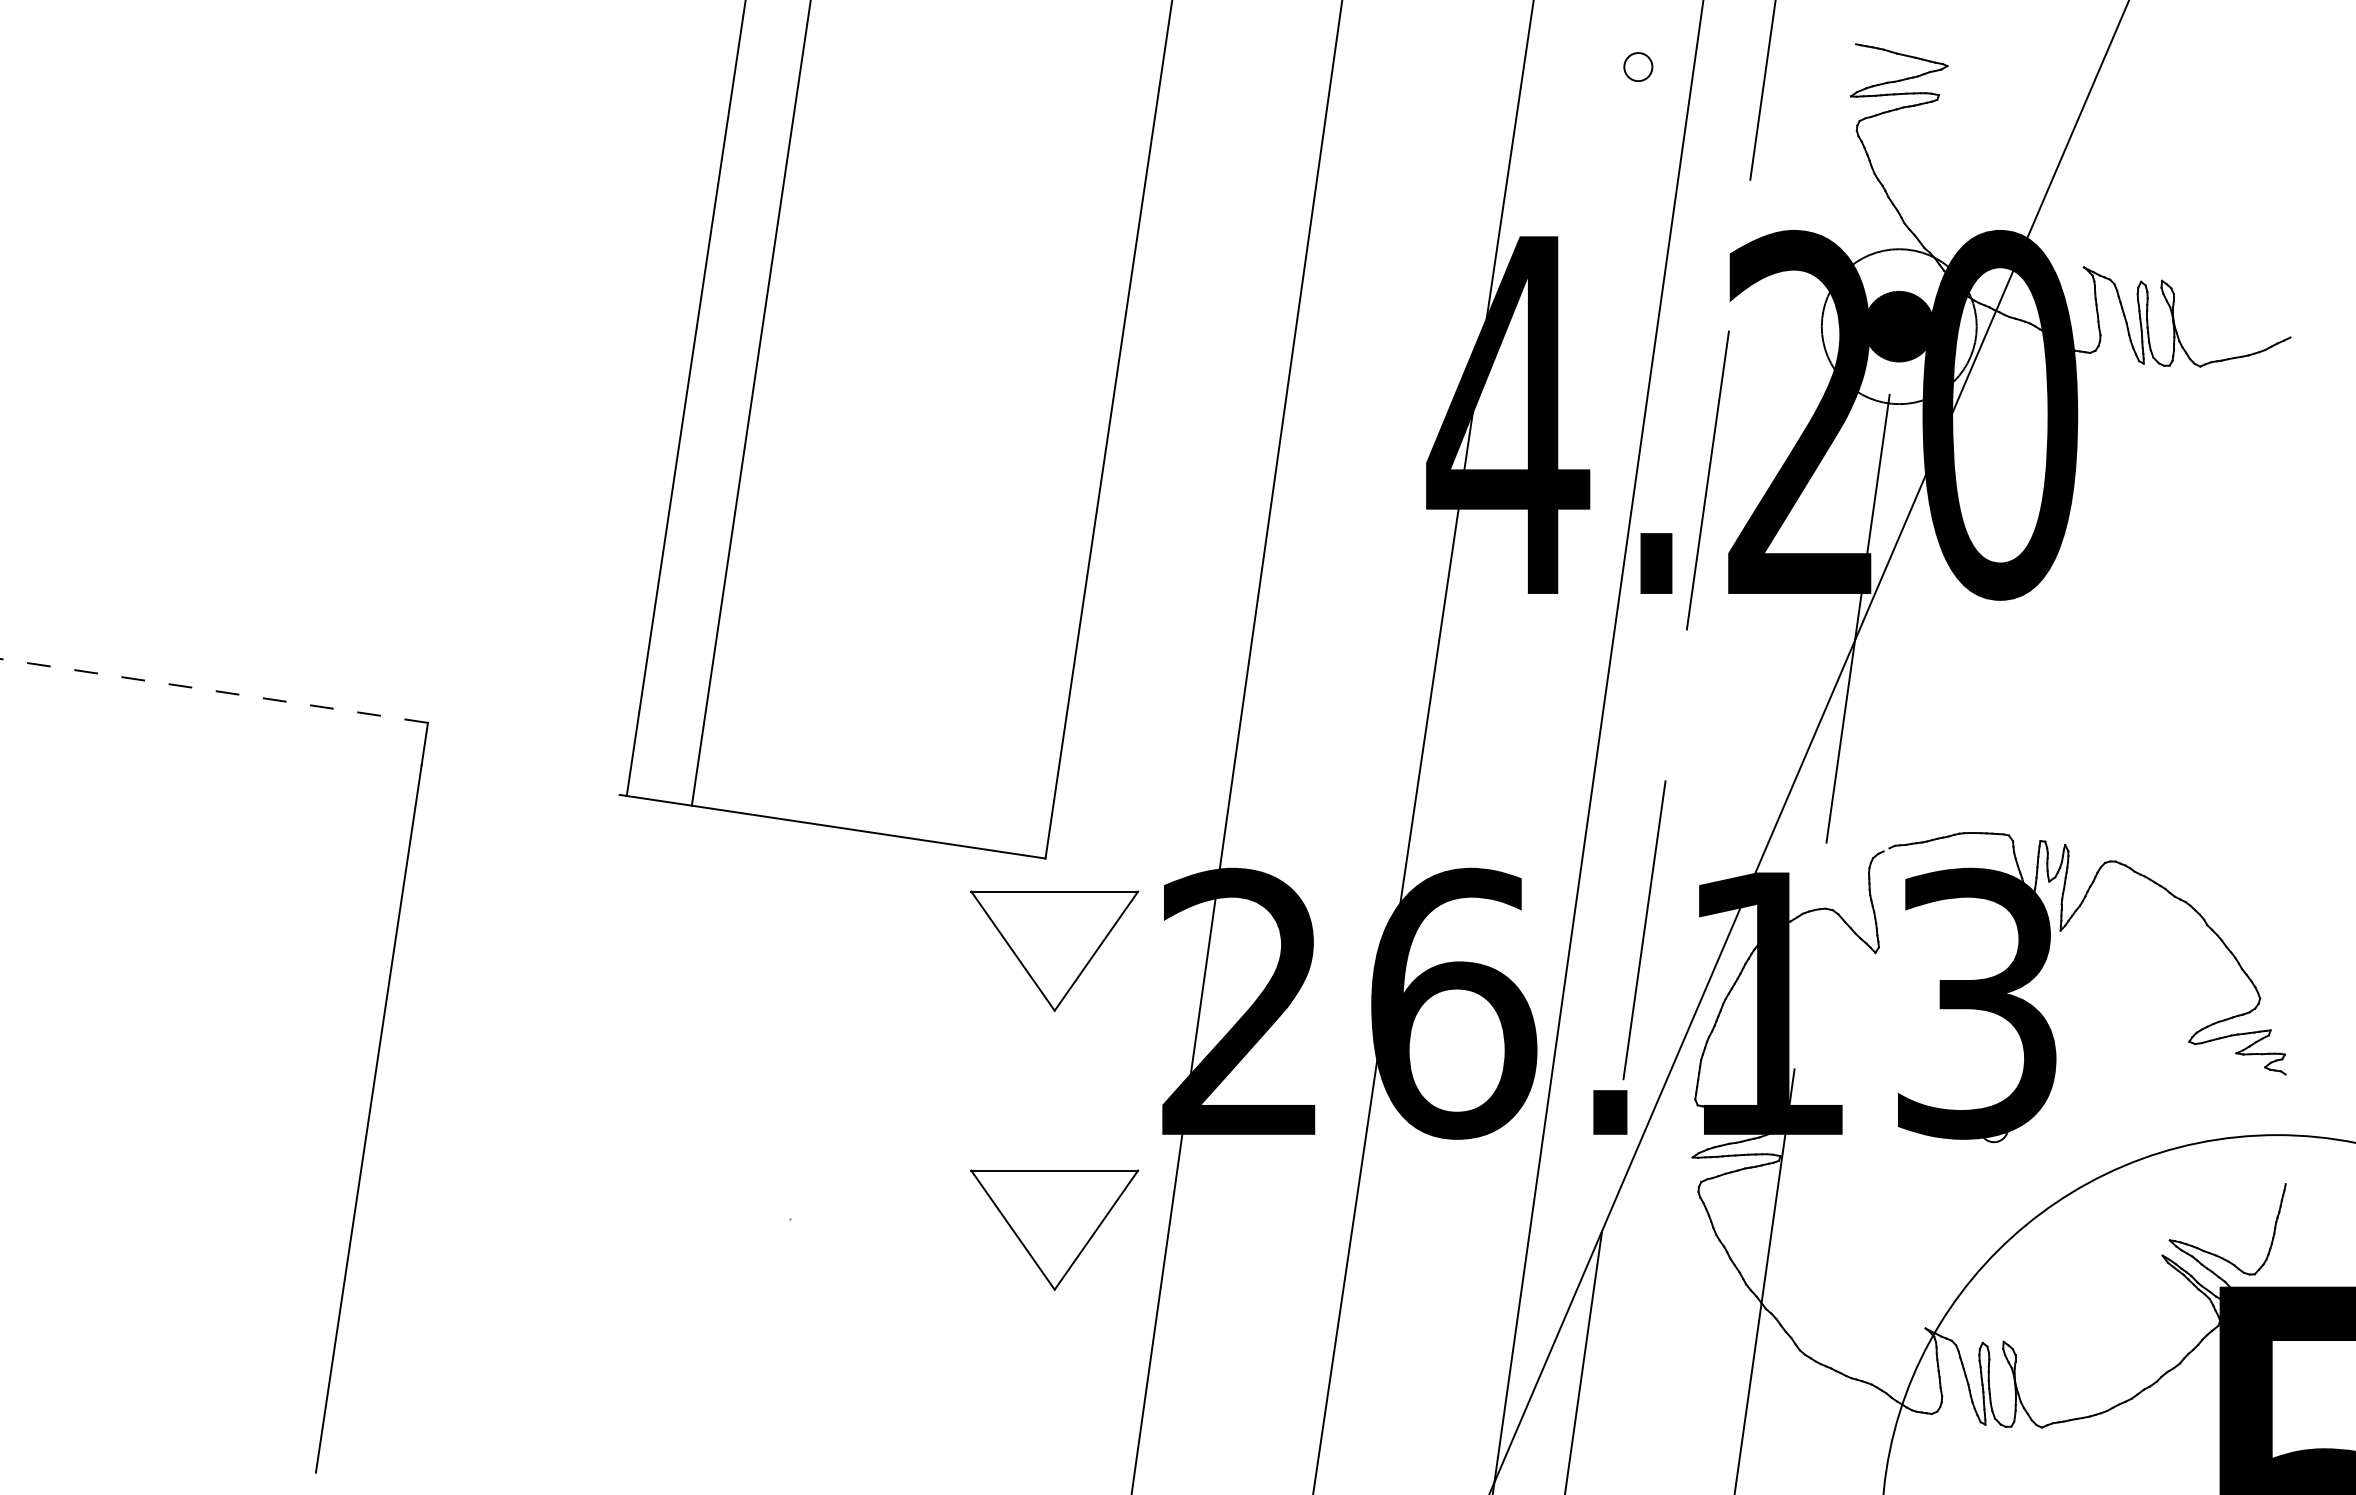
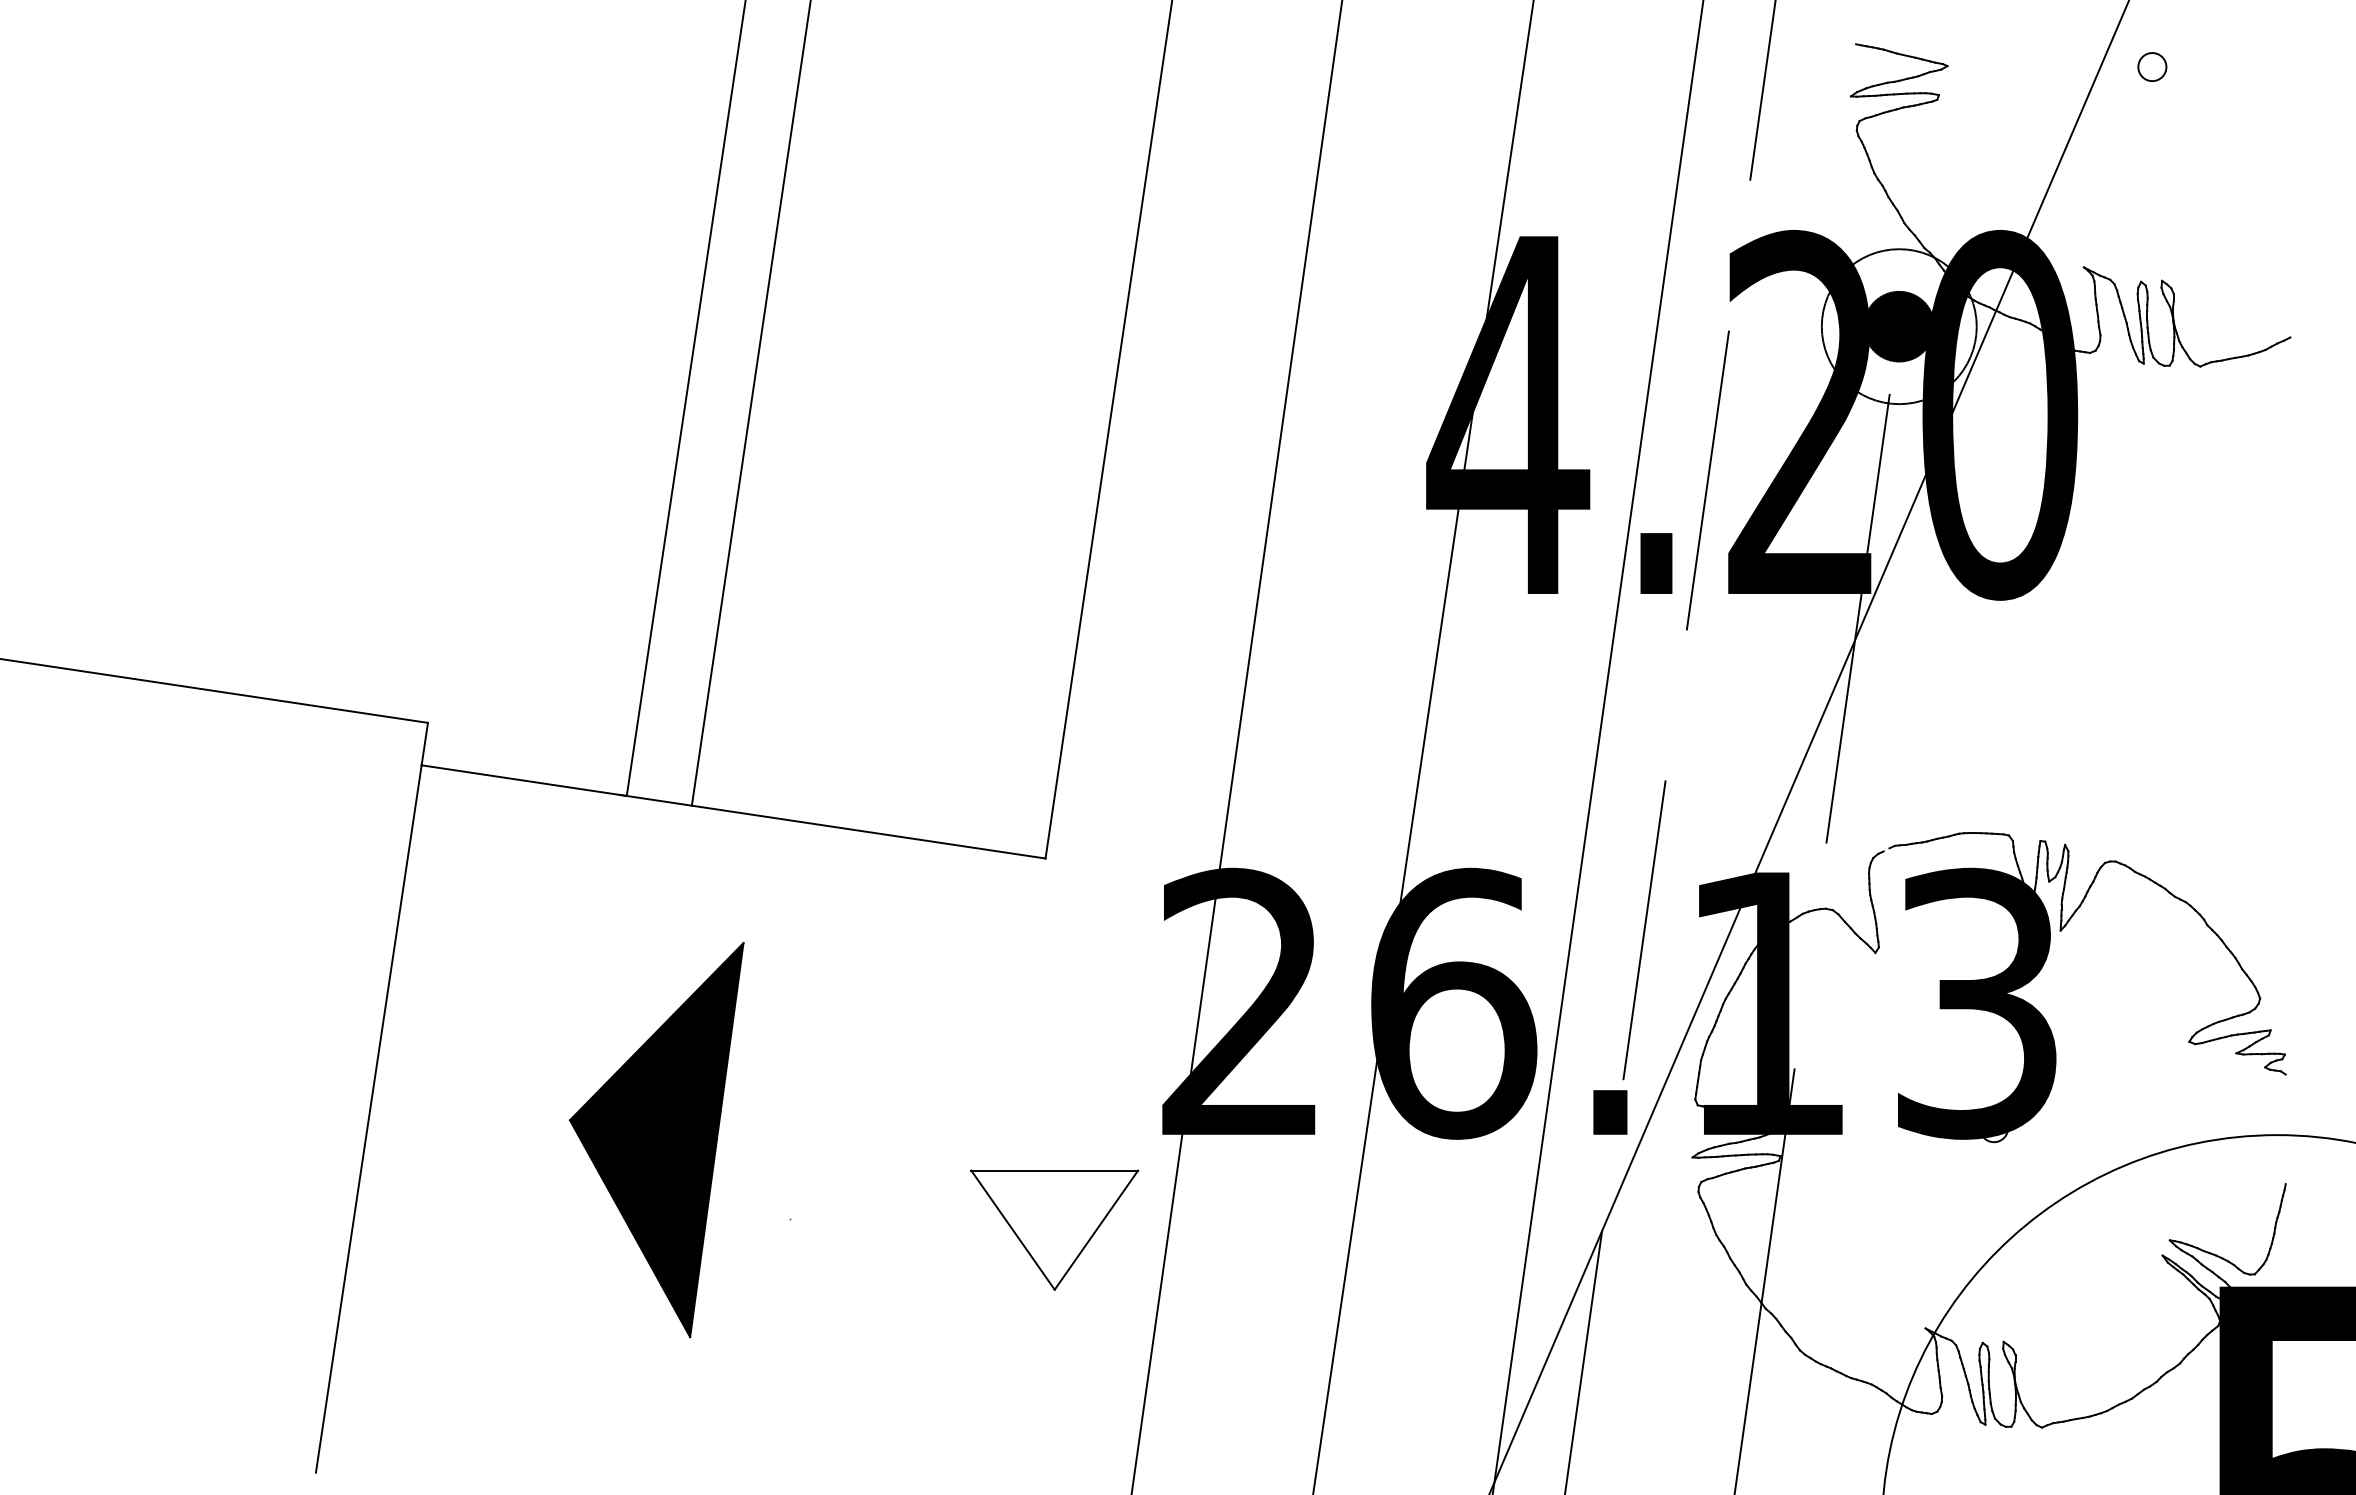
circle position: (1638, 66) -> (2152, 66) (2152, 66)
line: dashed -> solid (214, 690)
line: none -> present (523, 780)
part: present -> none (1054, 950)
part: none -> present (656, 1140)
